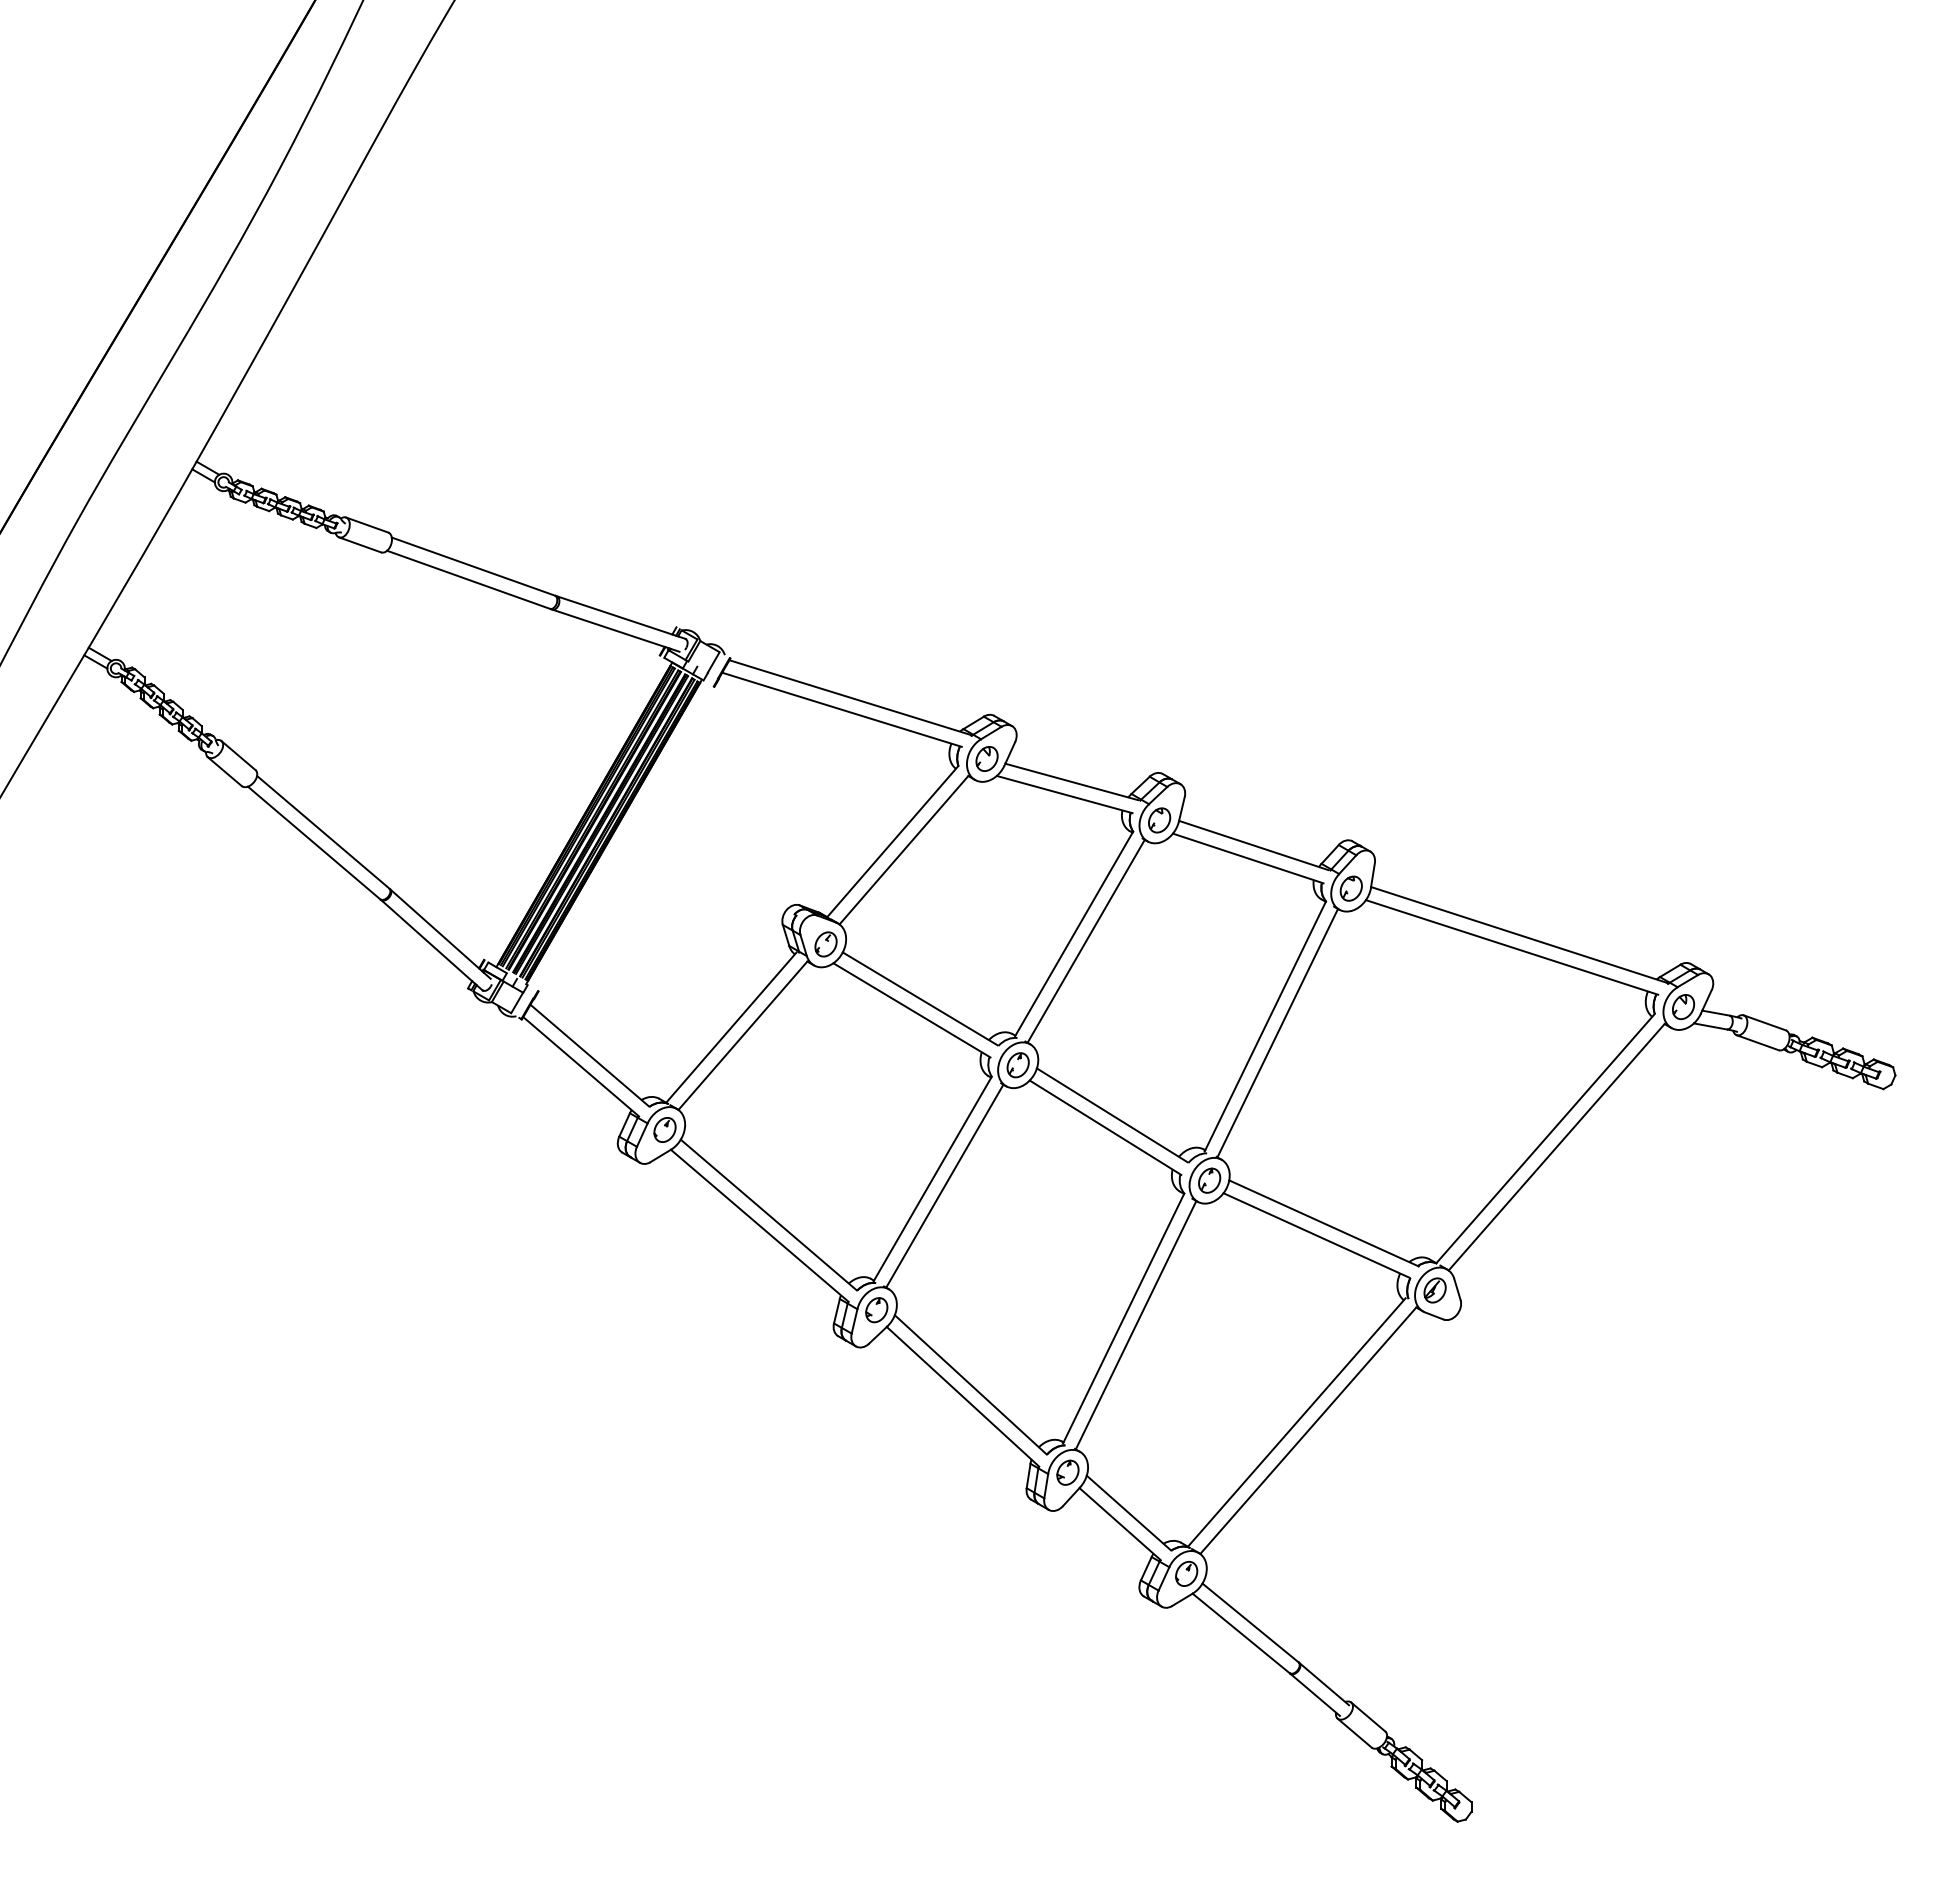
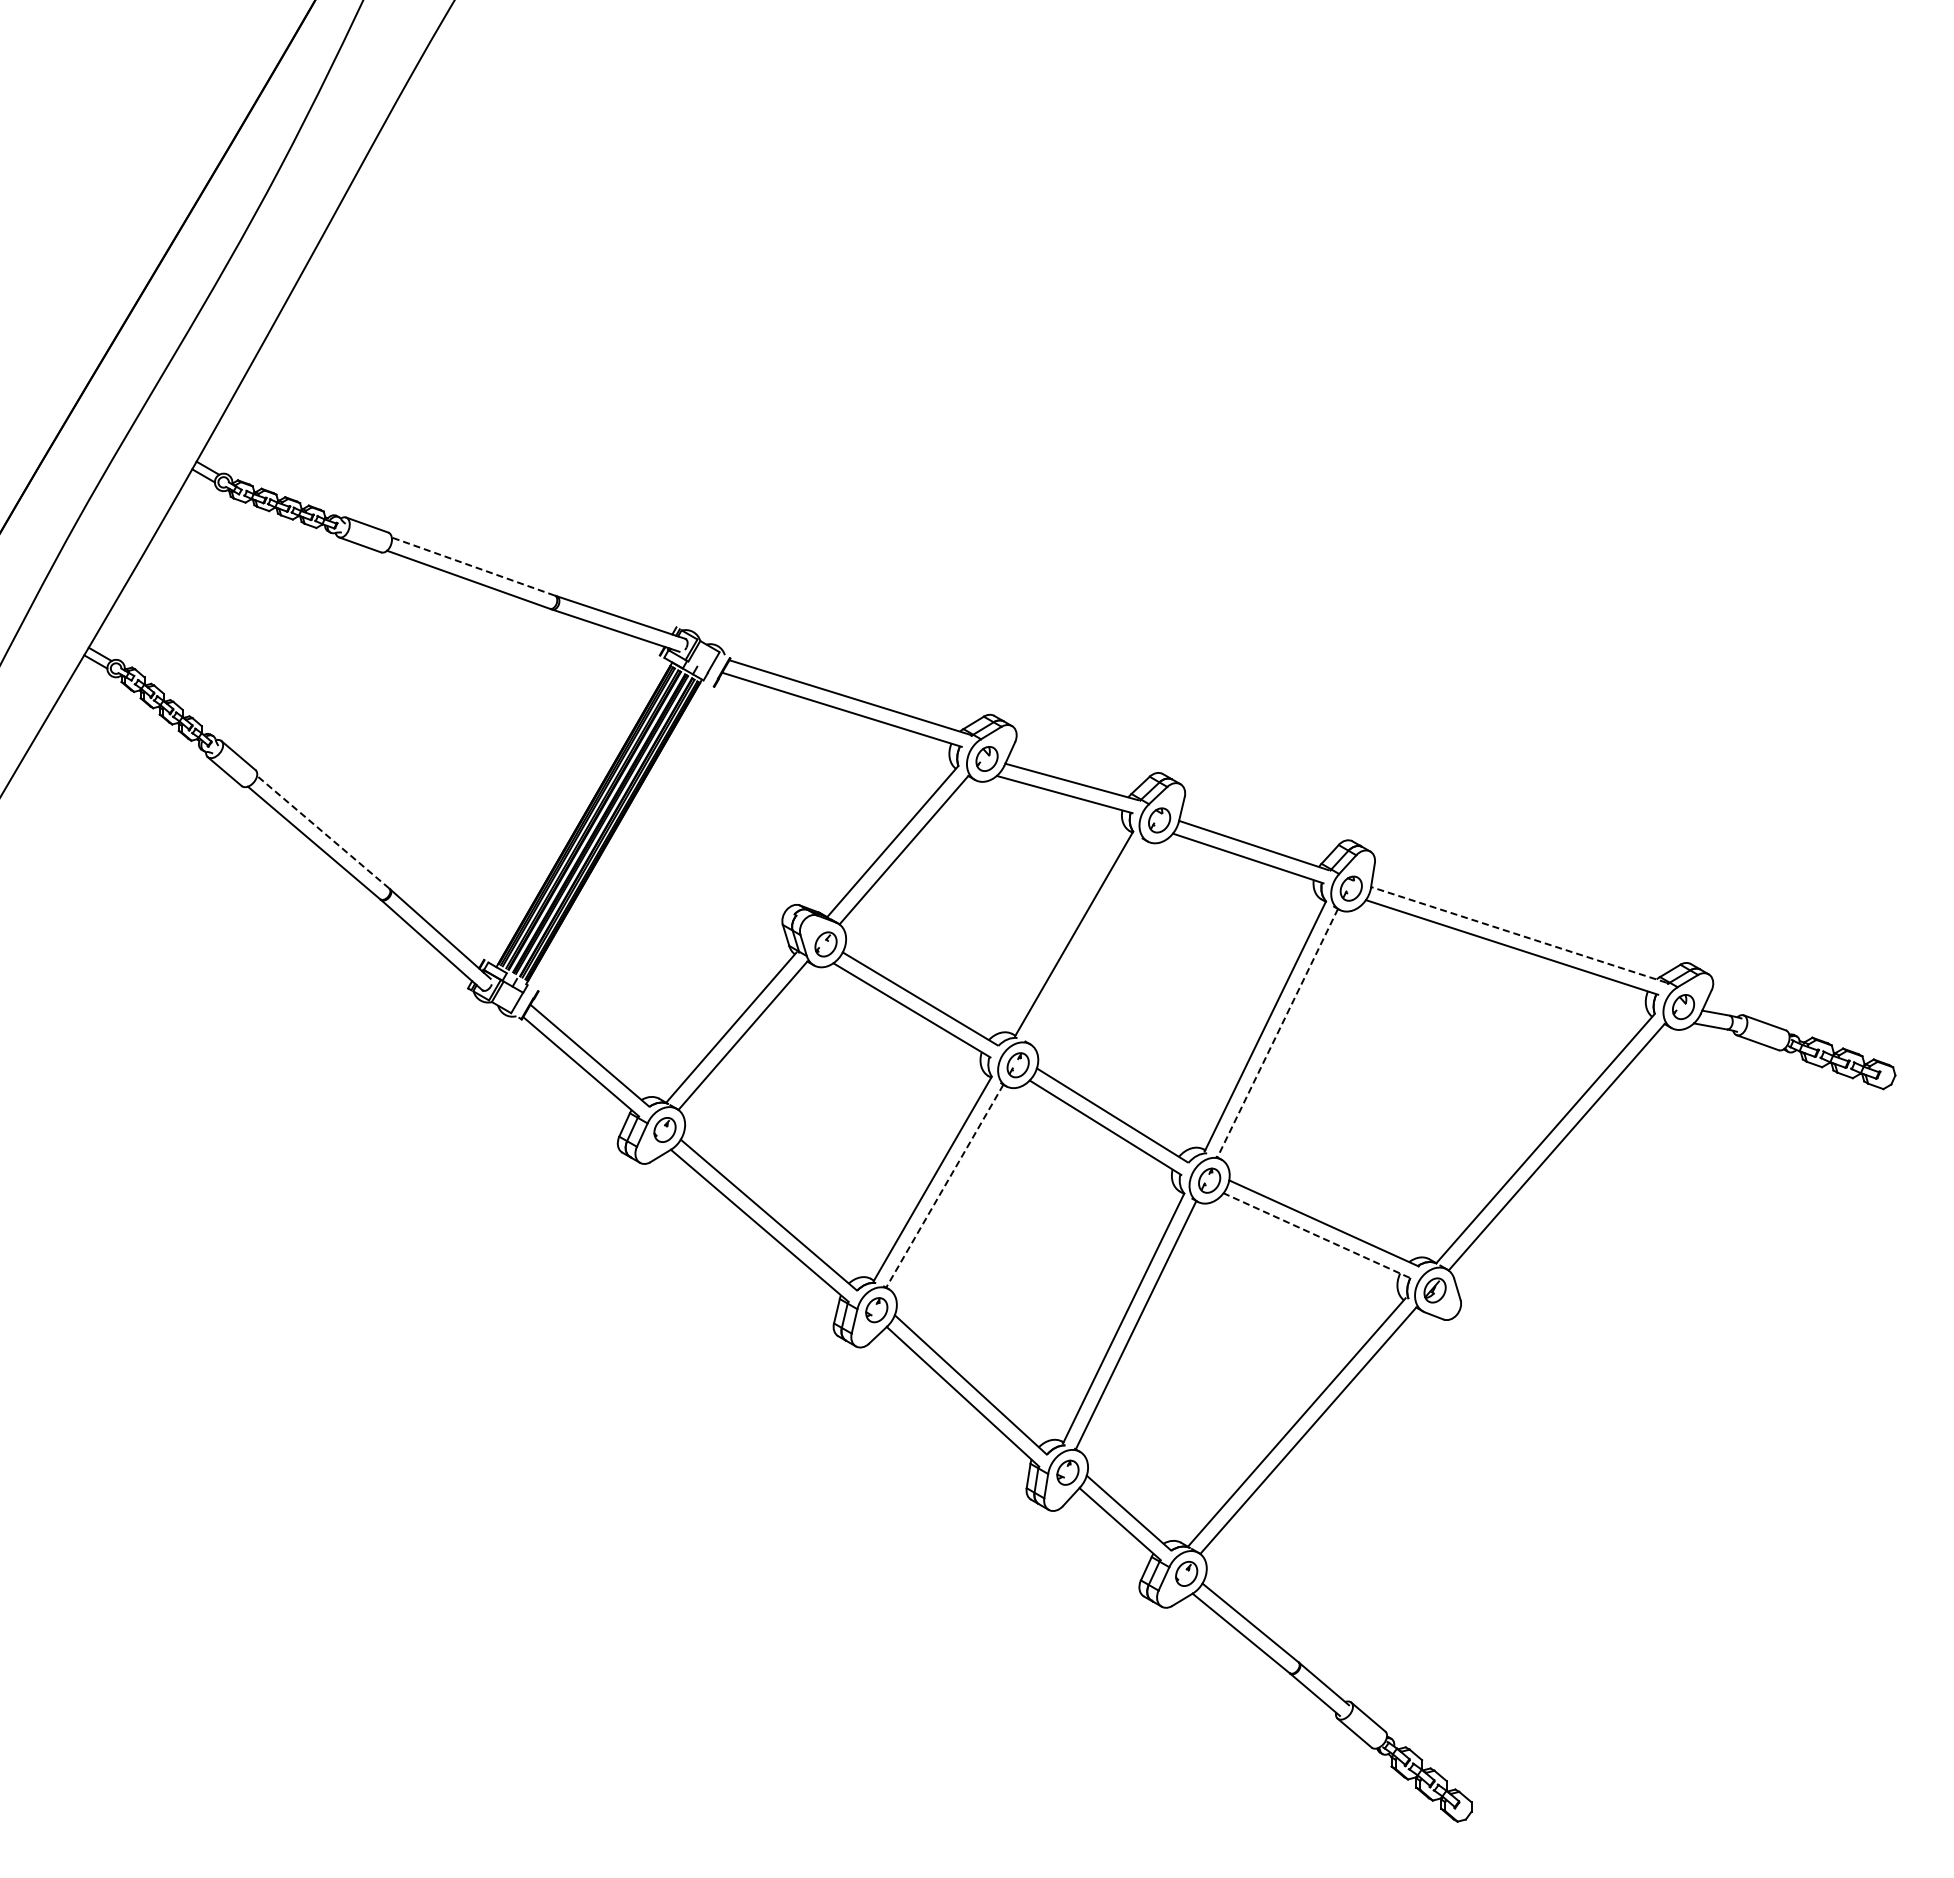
line: solid -> dashed (473, 566)
line: solid -> dashed (323, 832)
line: solid -> dashed (1518, 934)
line: present -> none (1085, 940)
line: solid -> dashed (1277, 1033)
line: solid -> dashed (944, 1186)
line: solid -> dashed (1316, 1235)
